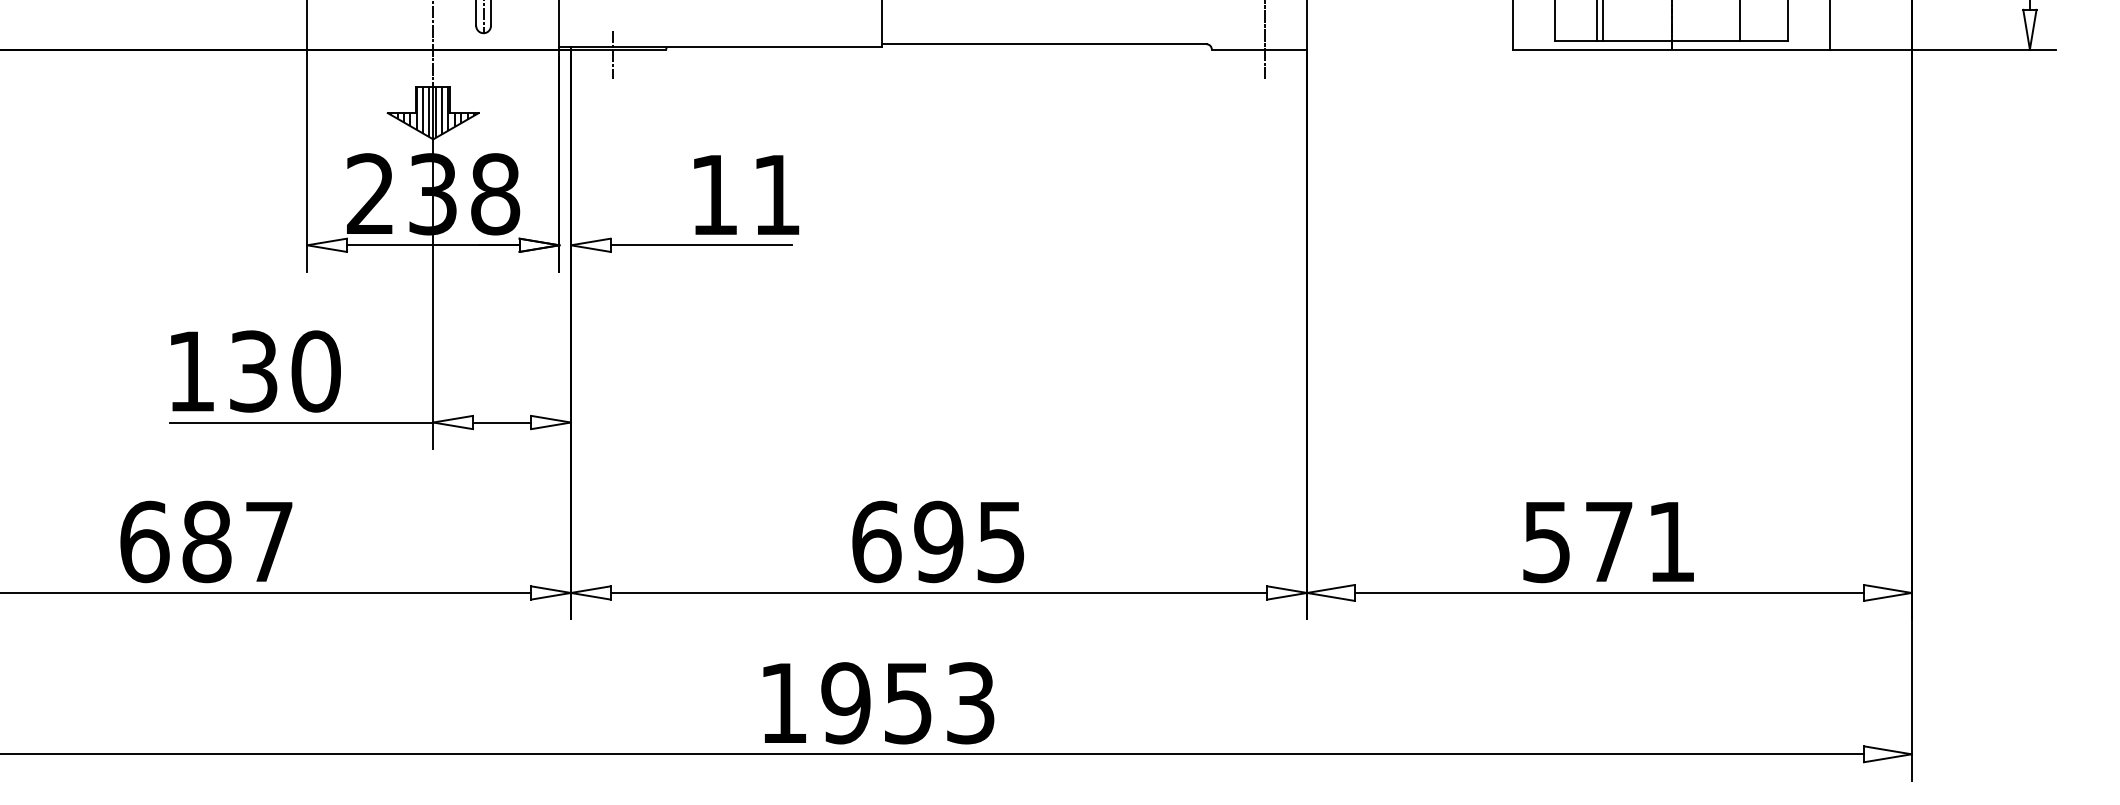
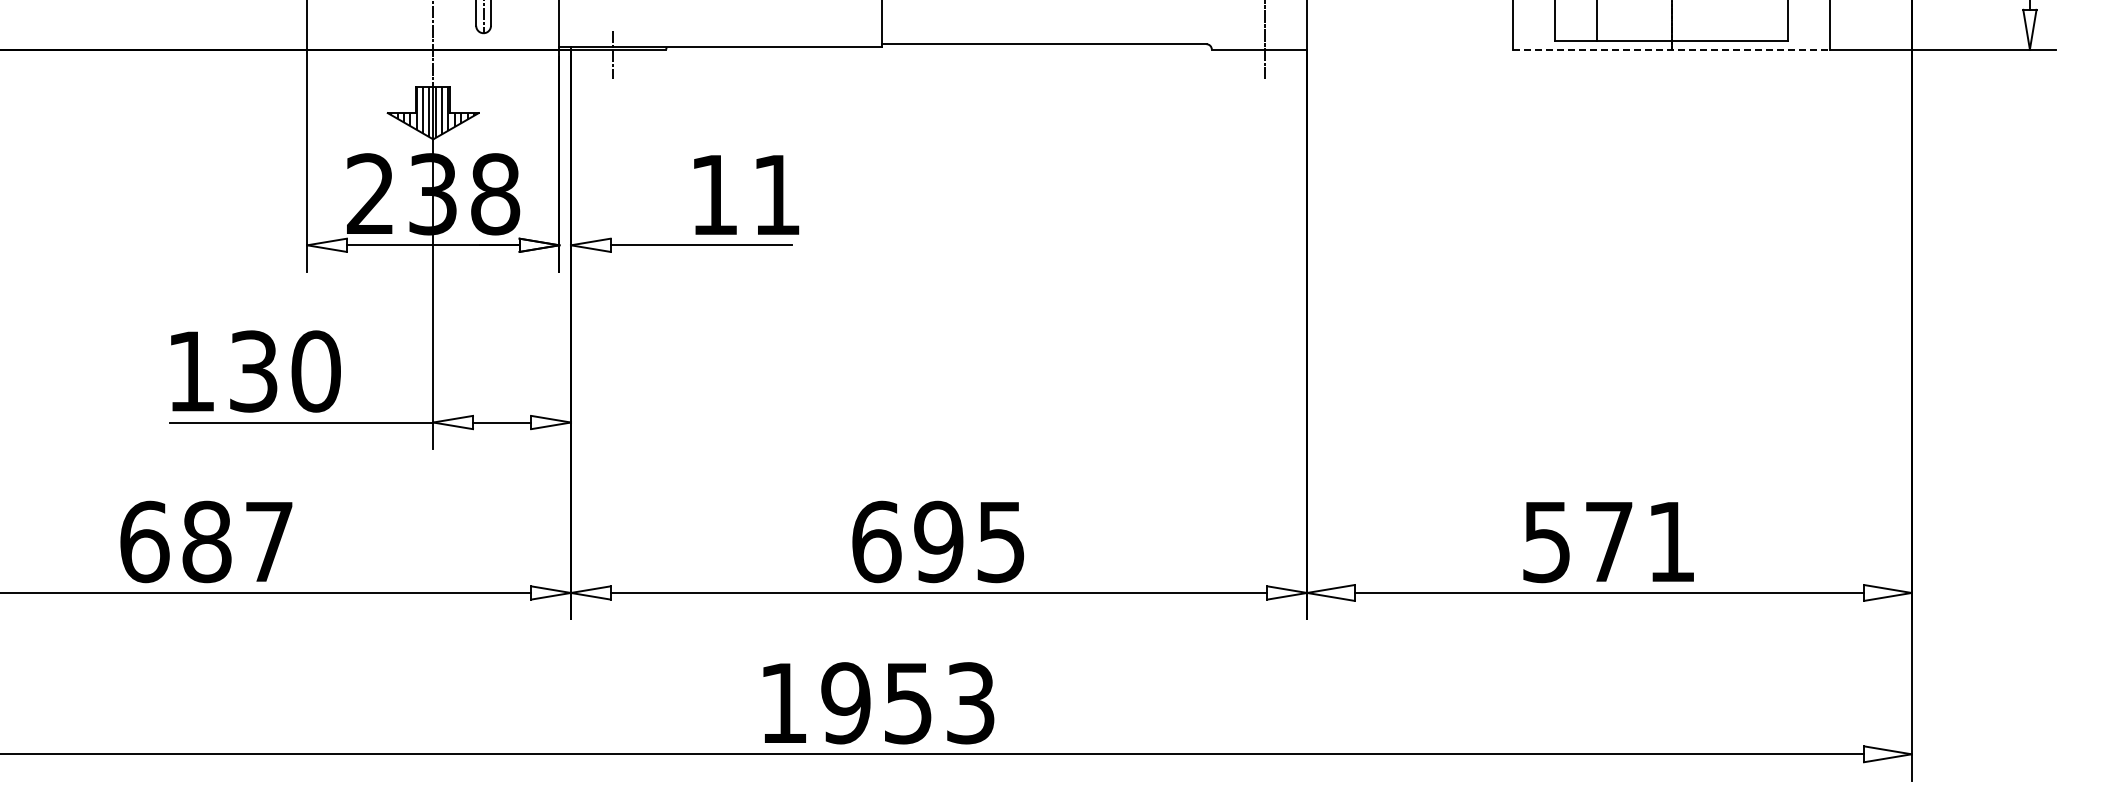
line: present -> none (1602, 21)
line: present -> none (1740, 21)
line: solid -> dashed (1671, 49)
